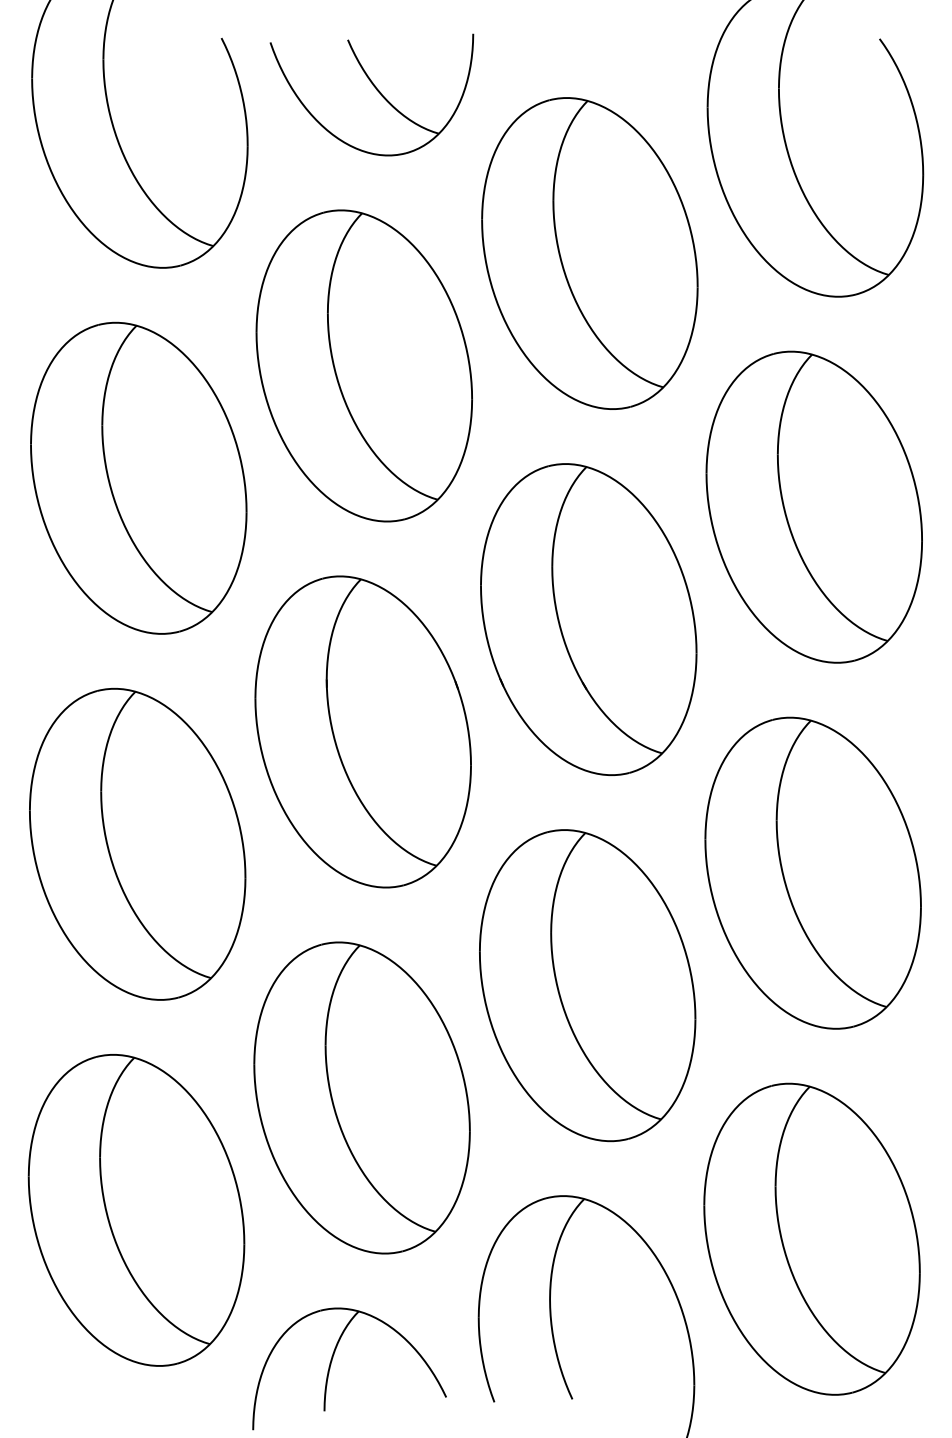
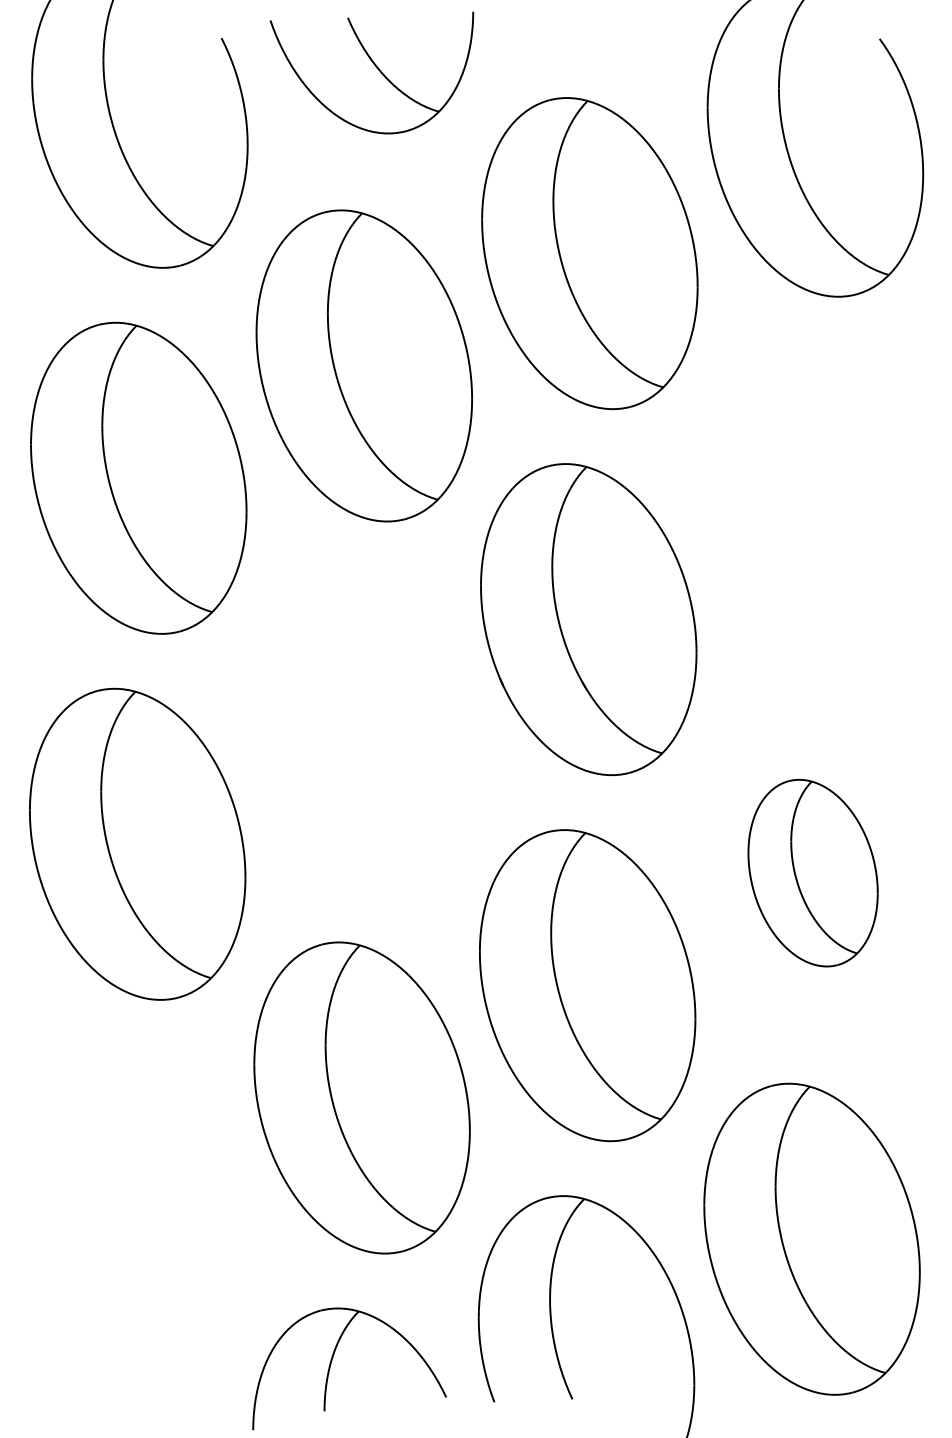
part position: (376, 90) -> (376, 68) (376, 68)
part: present -> none (813, 506)
part: present -> none (362, 731)
part size: 218x314 px -> 132x190 px (812, 872)
part: present -> none (136, 1210)
